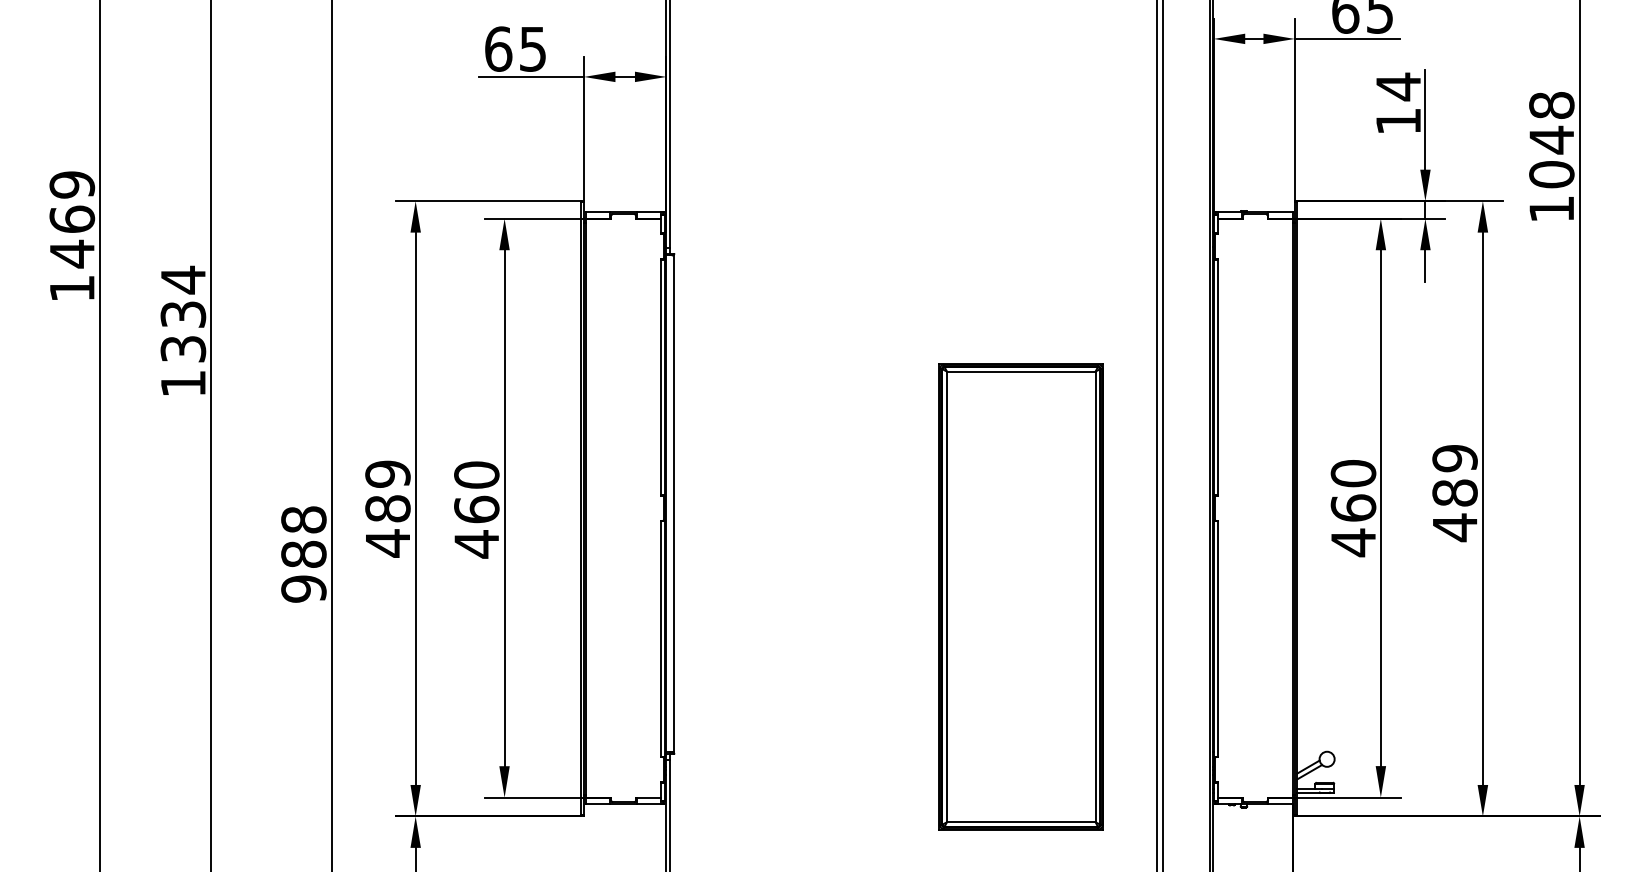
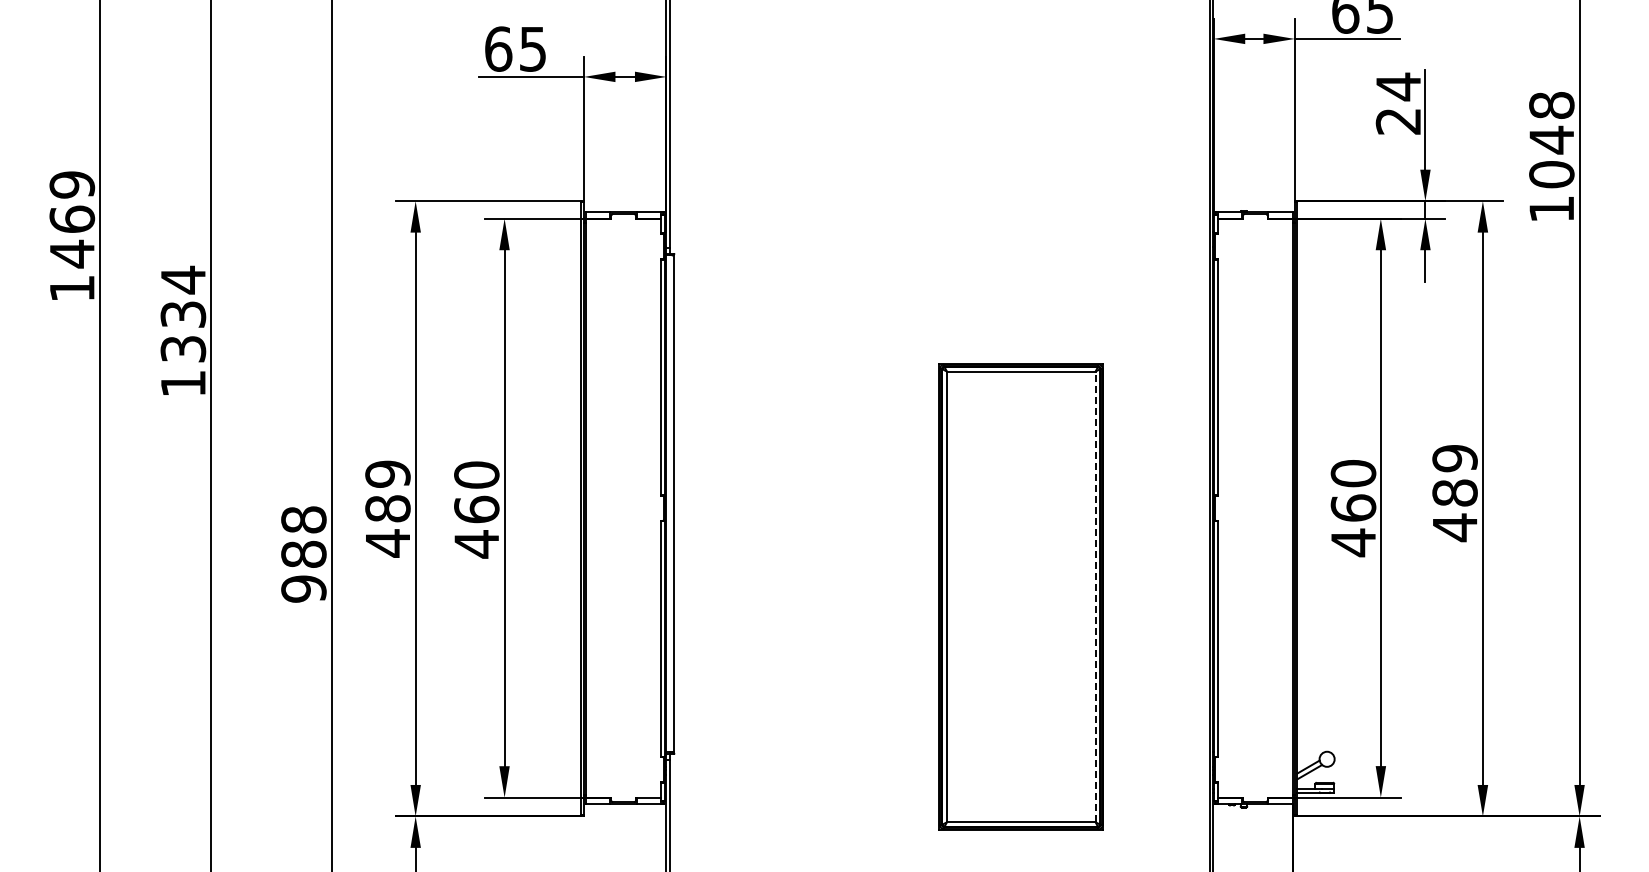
text: 14 -> 24 (1397, 121)
line: present -> none (1157, 435)
line: present -> none (1162, 435)
line: solid -> dashed (1095, 596)
